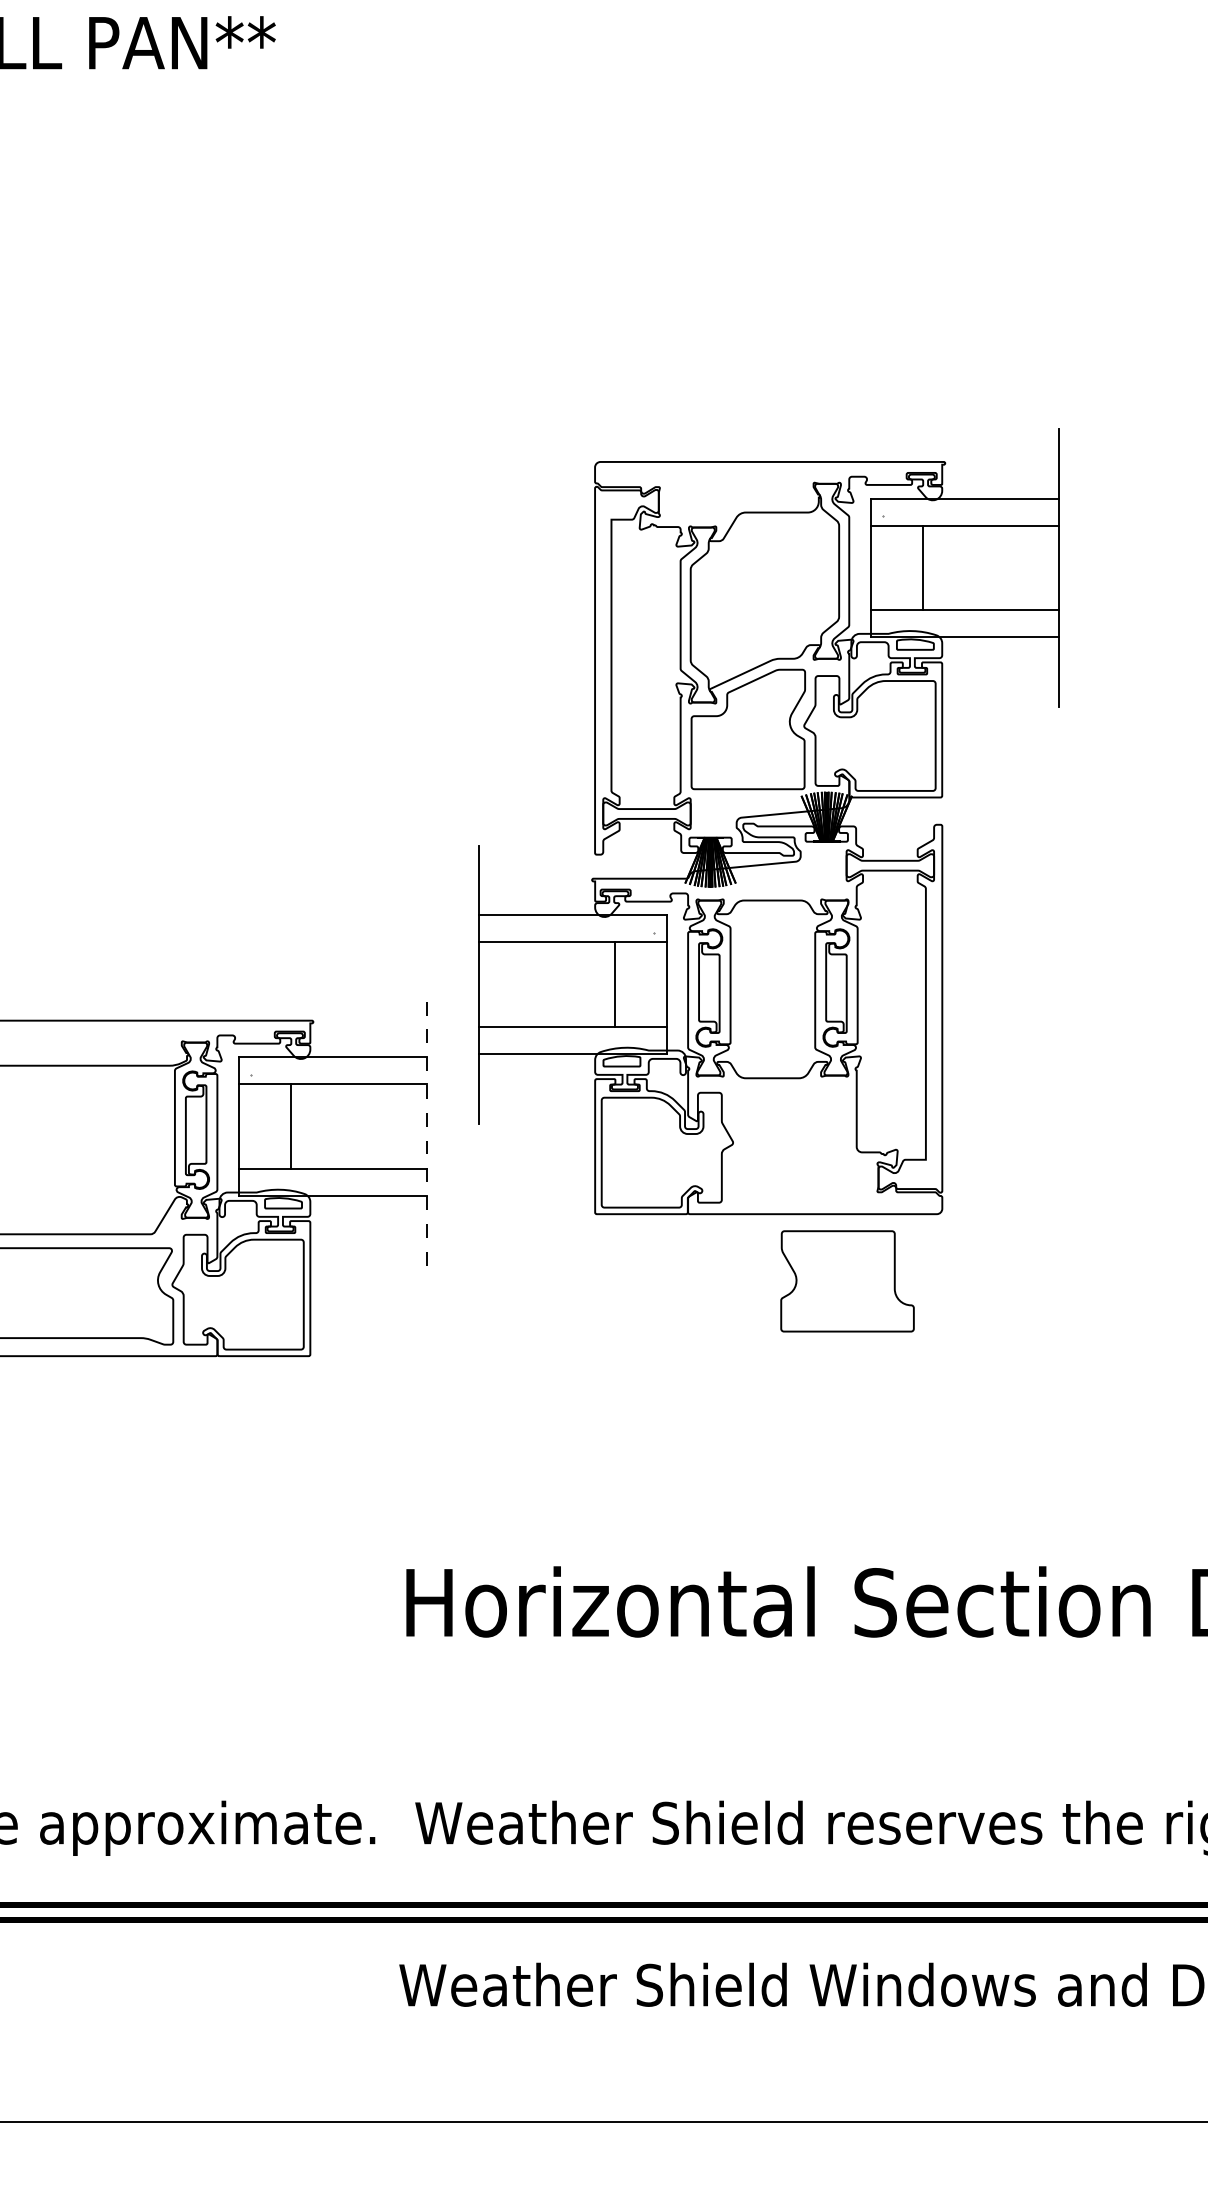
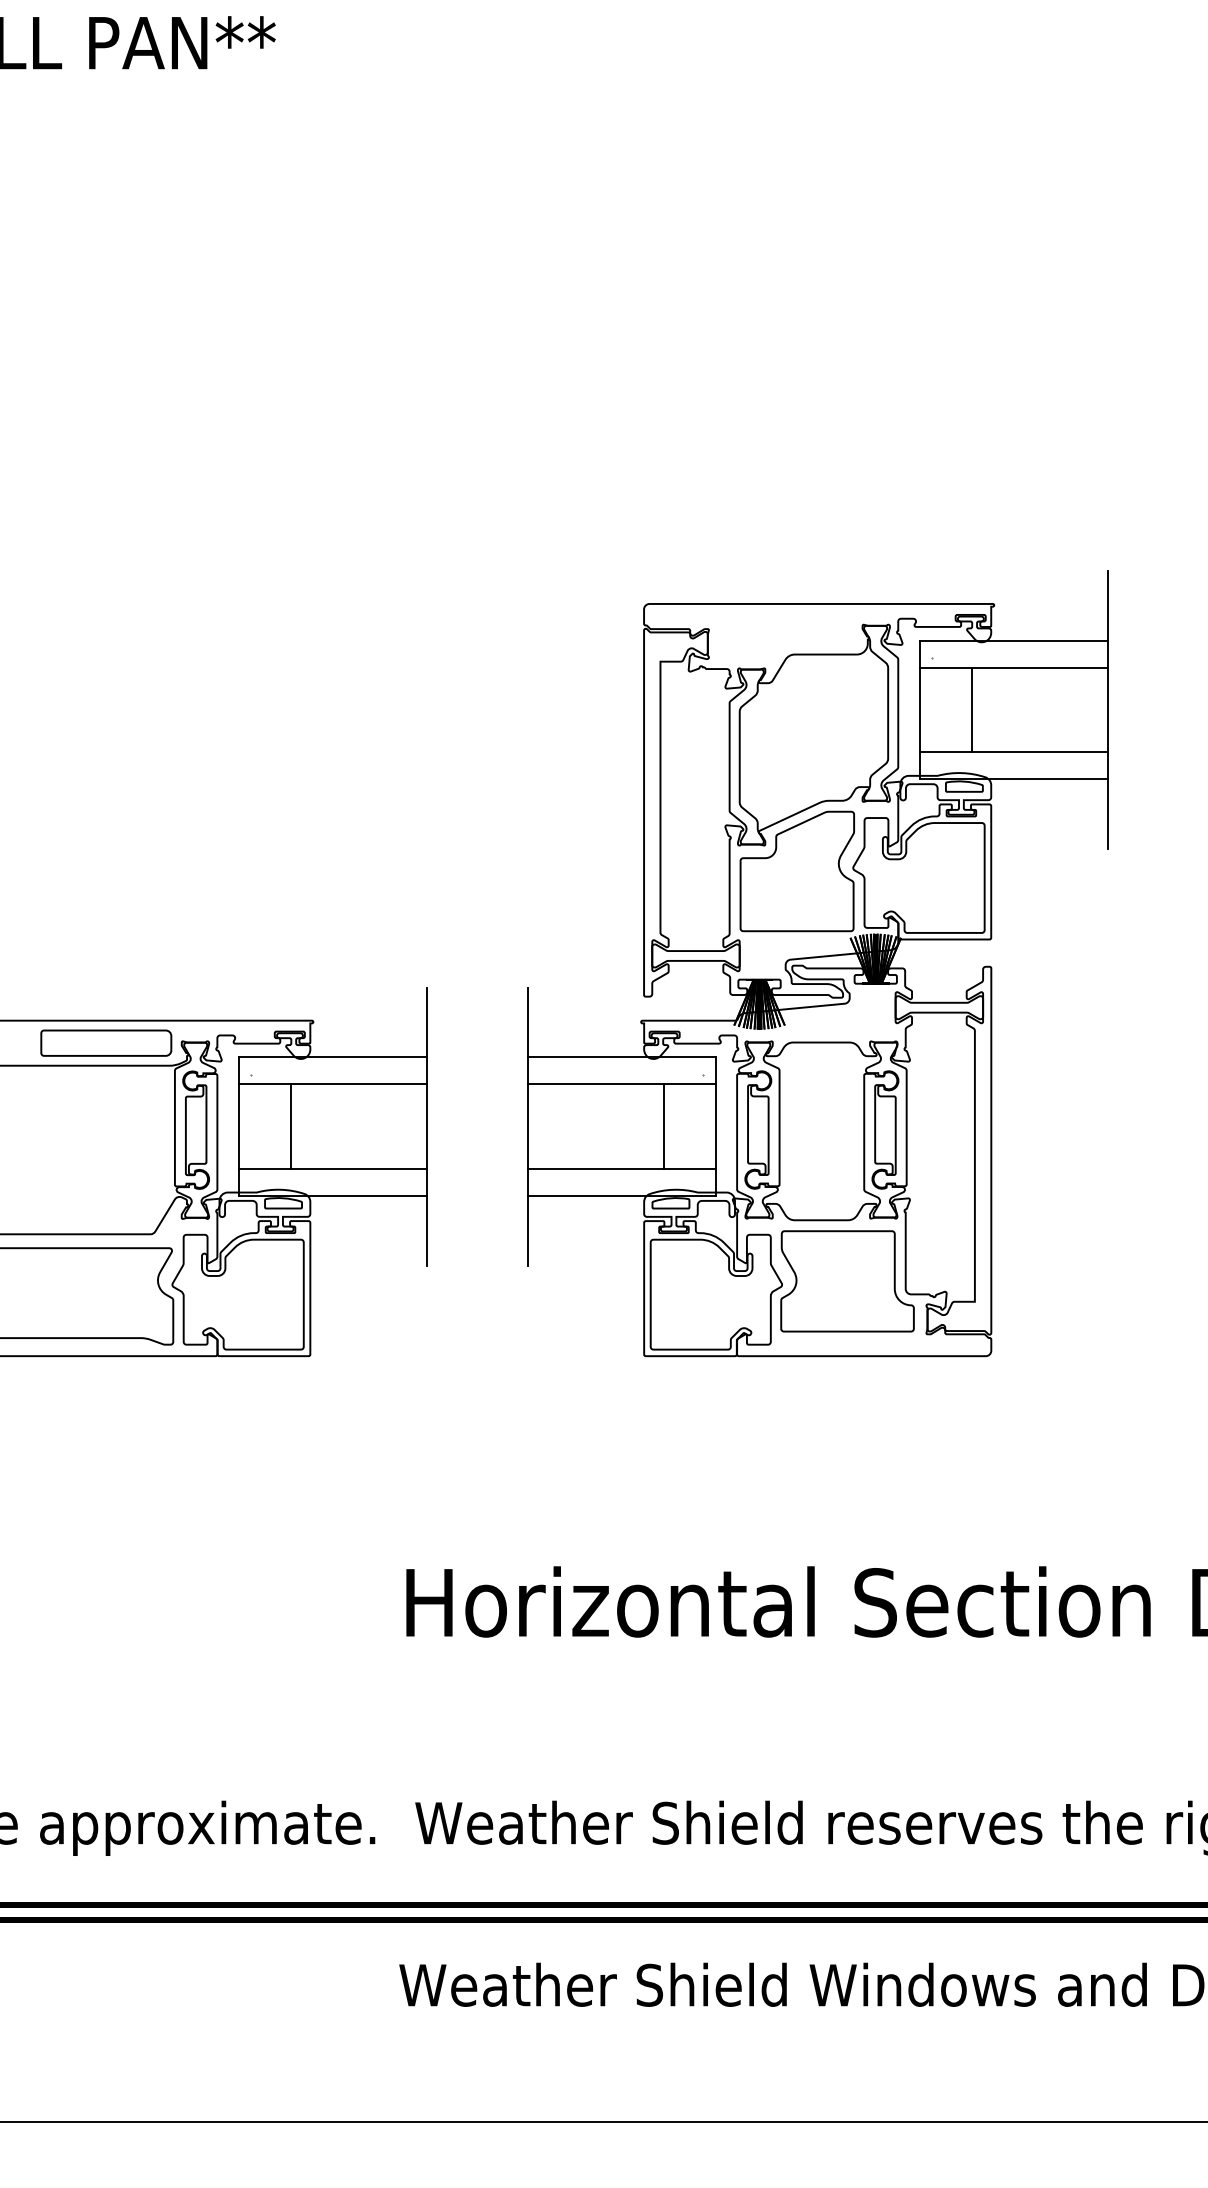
part position: (768, 821) -> (817, 963) (817, 963)
part: none -> present (106, 1042)
line: dashed -> solid (426, 1126)
